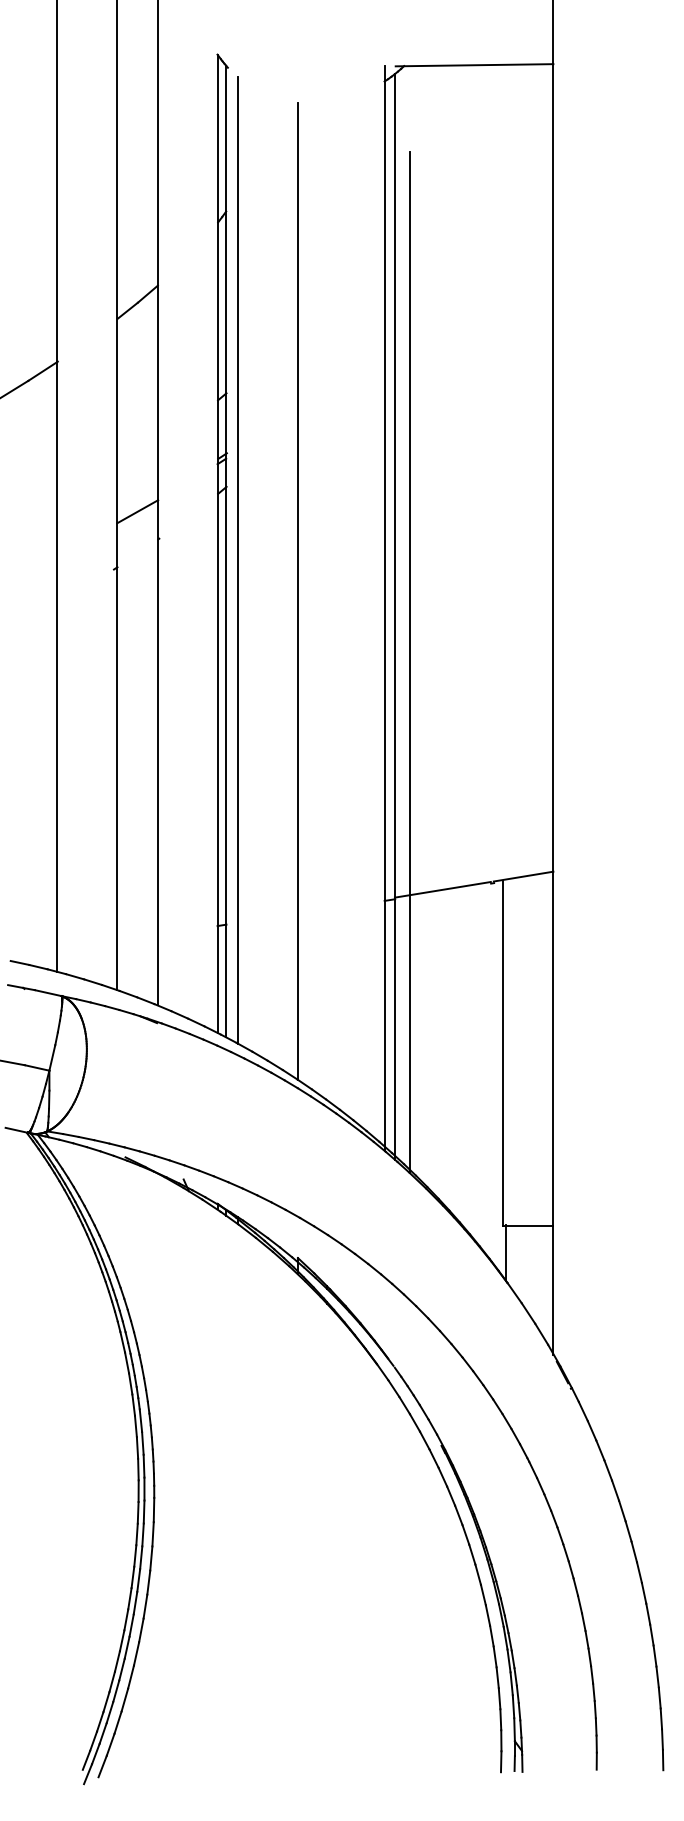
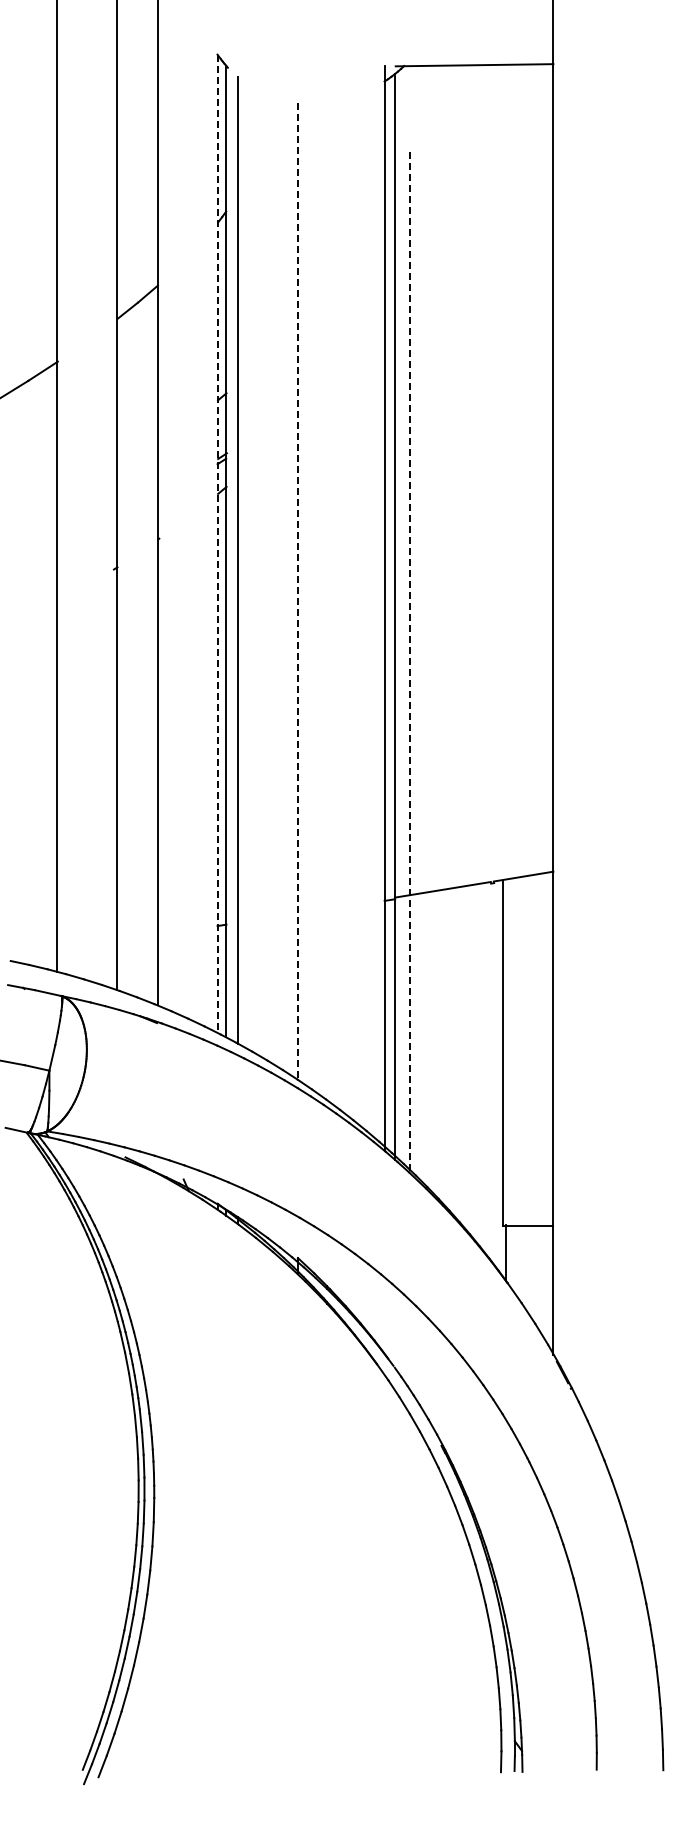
line: present -> none (137, 511)
line: solid -> dashed (217, 544)
line: solid -> dashed (297, 591)
line: solid -> dashed (410, 662)
